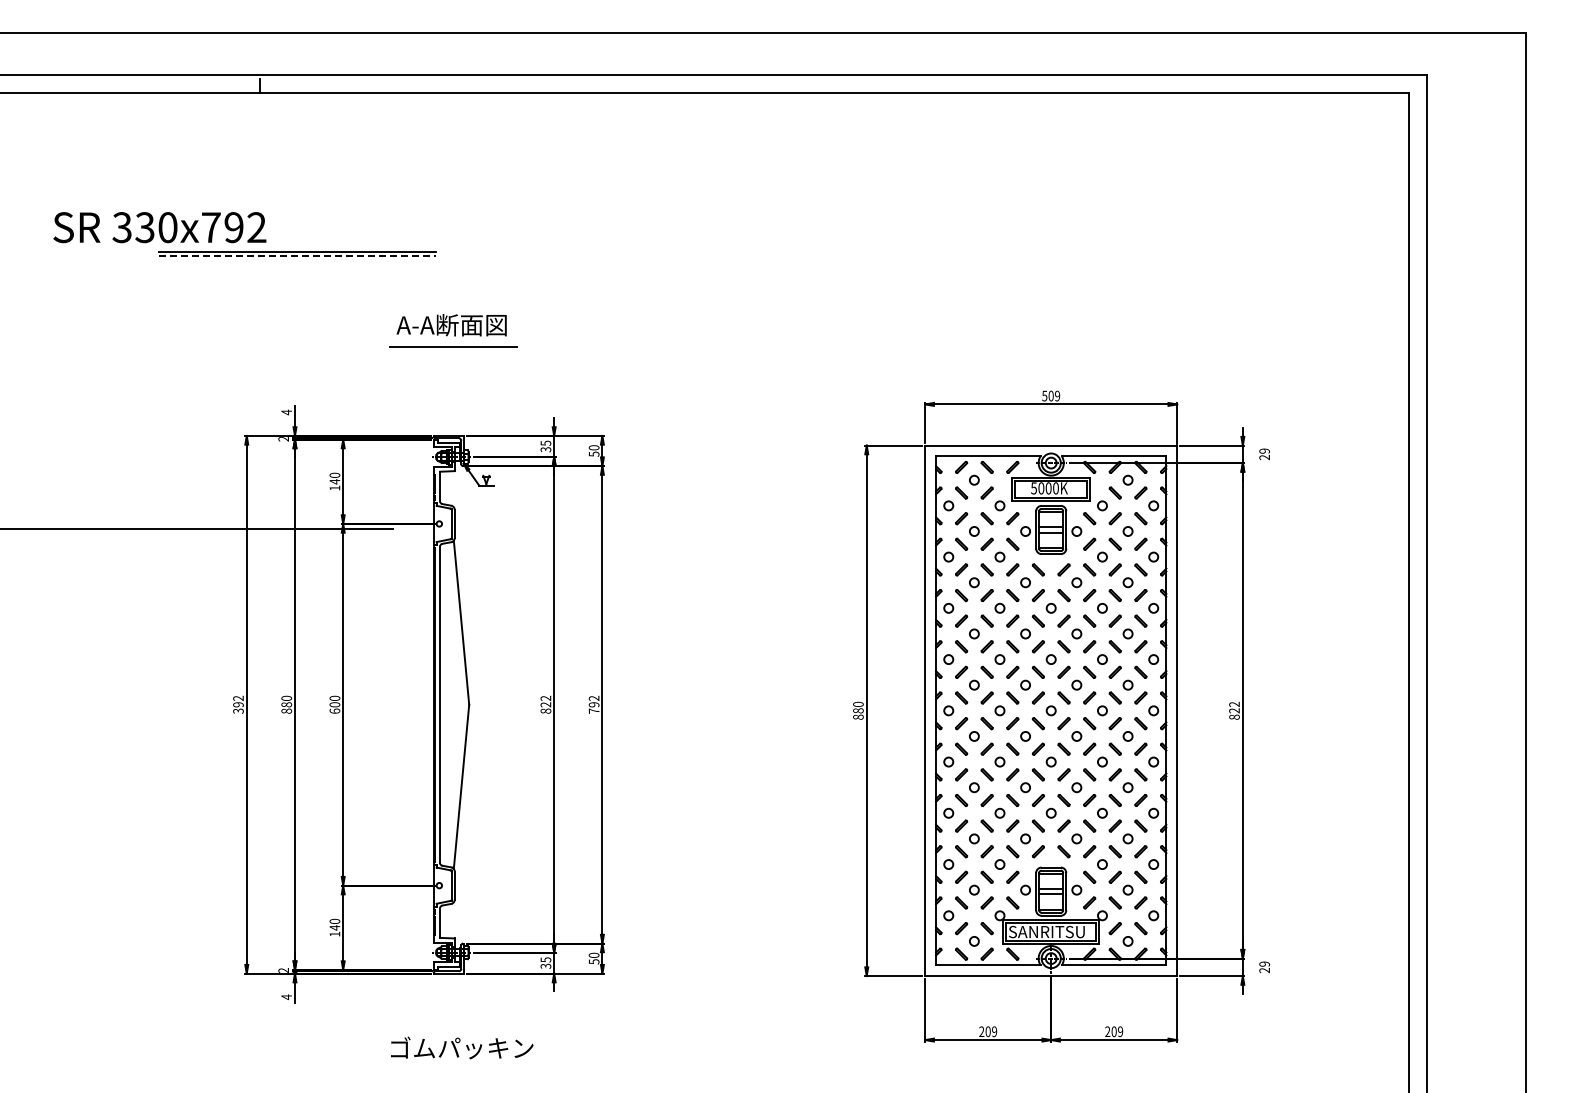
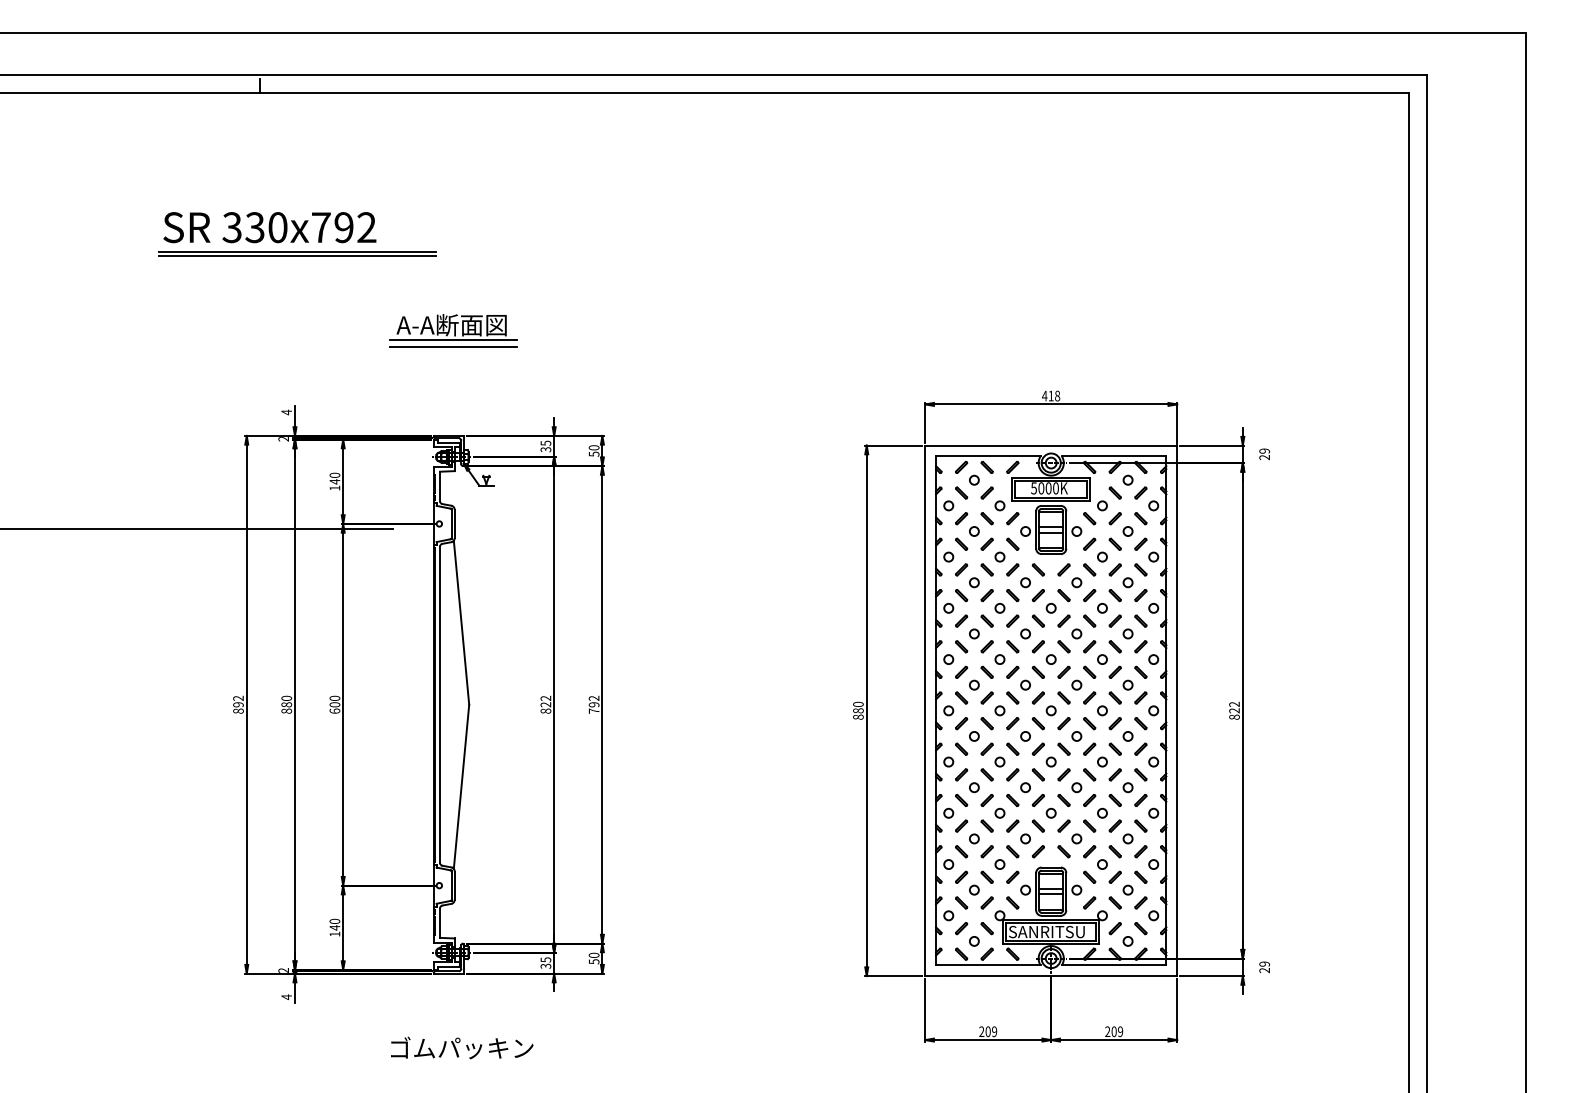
text position: (159, 227) -> (269, 227) (269, 227)
line: dashed -> solid (297, 256)
line: none -> present (453, 339)
text: 509 -> 418 (1051, 395)
text: 392 -> 892 (238, 710)
